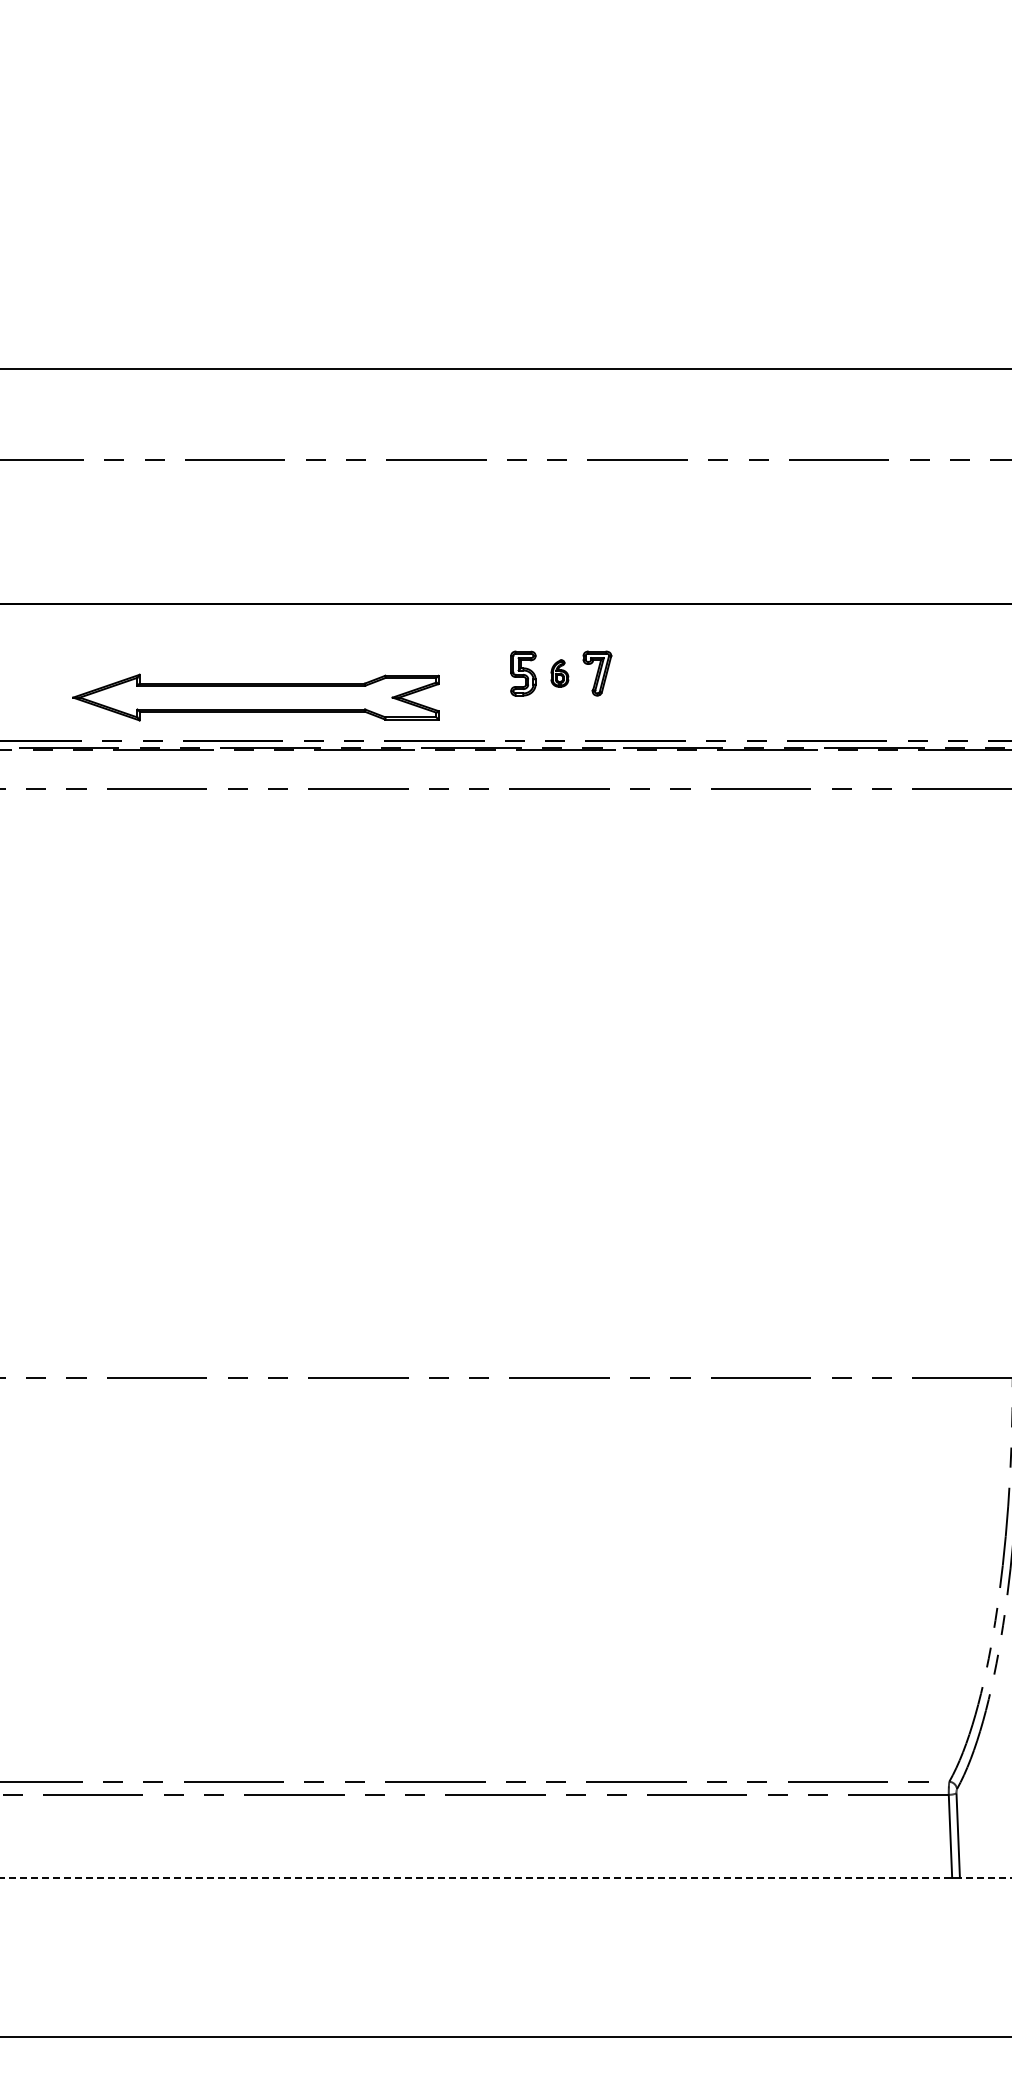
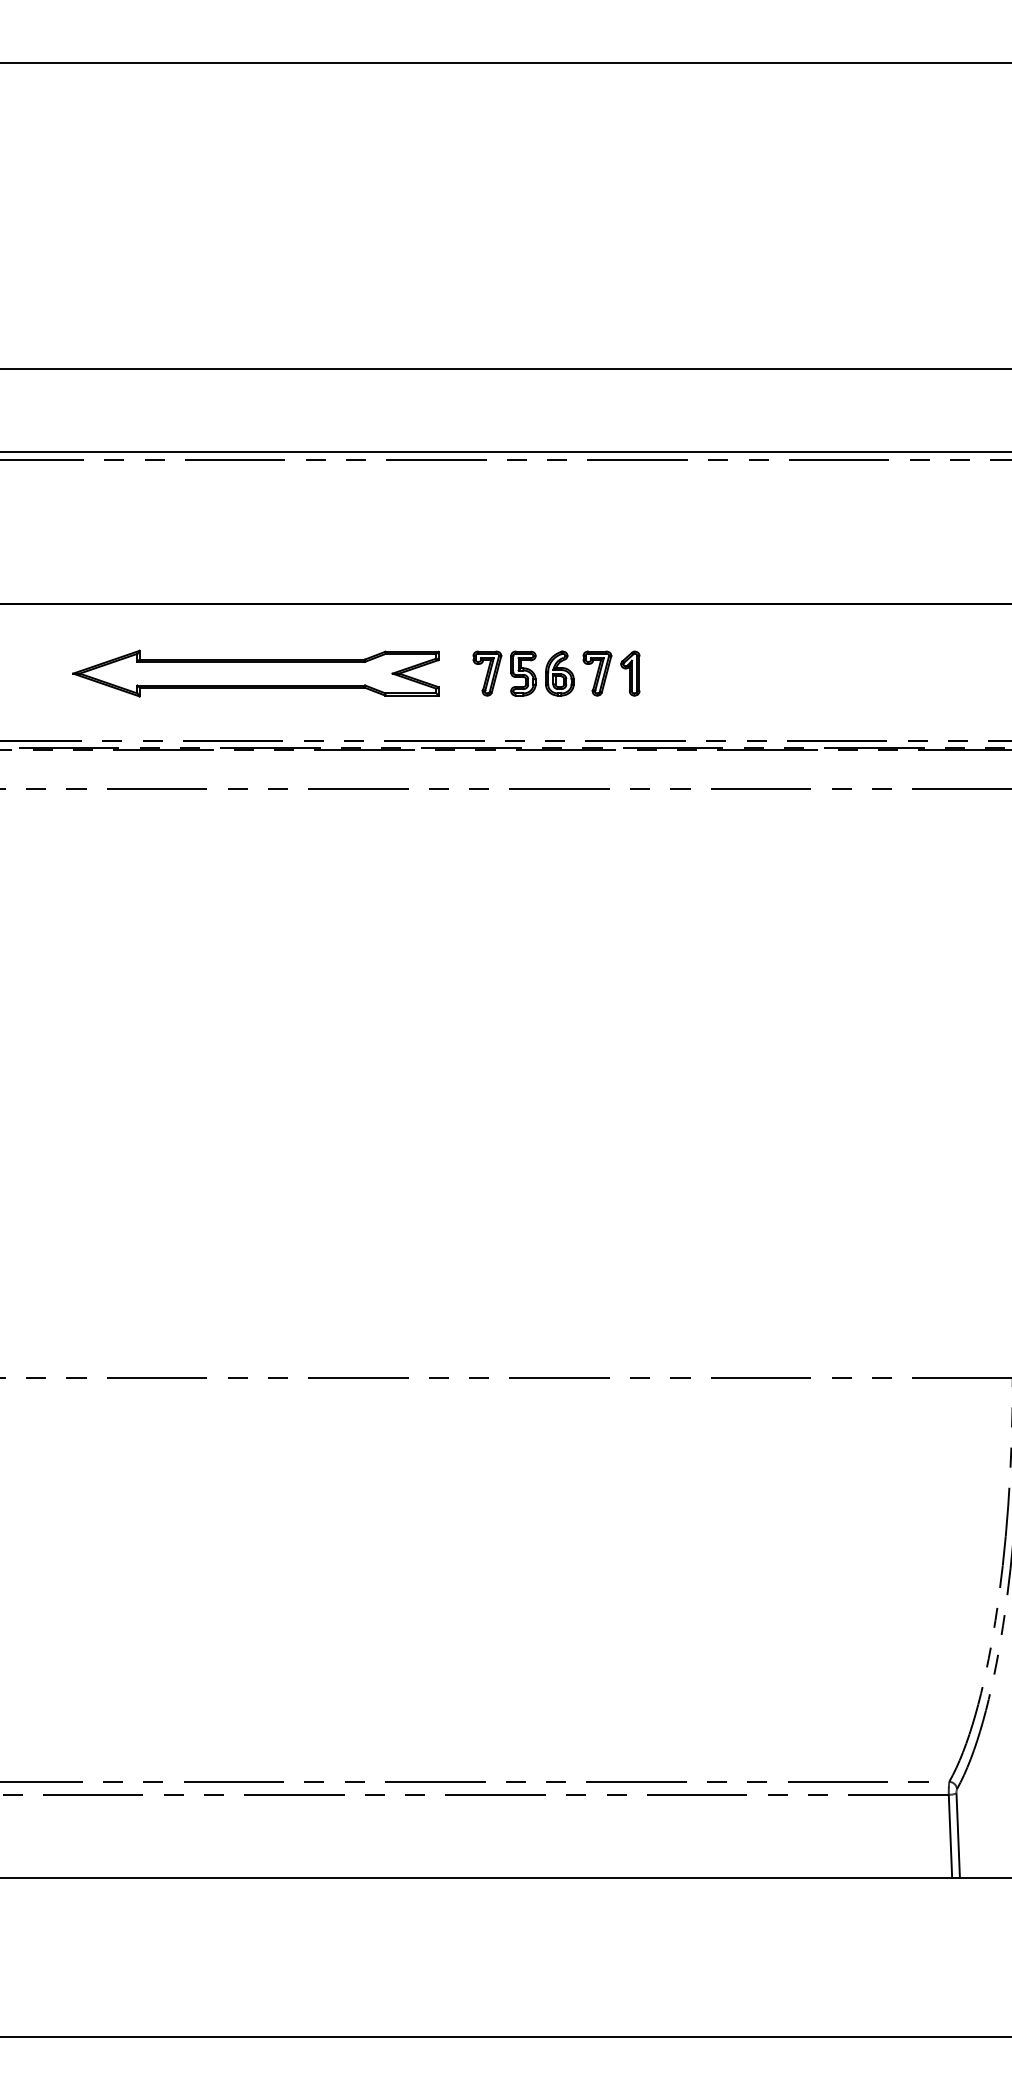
line: none -> present (505, 63)
line: none -> present (505, 451)
part: none -> present (487, 673)
part size: 20x29 px -> 30x47 px (559, 673)
part: none -> present (630, 673)
part position: (255, 697) -> (255, 673) (255, 673)
line: dashed -> solid (476, 1878)
line: dashed -> solid (985, 1878)
